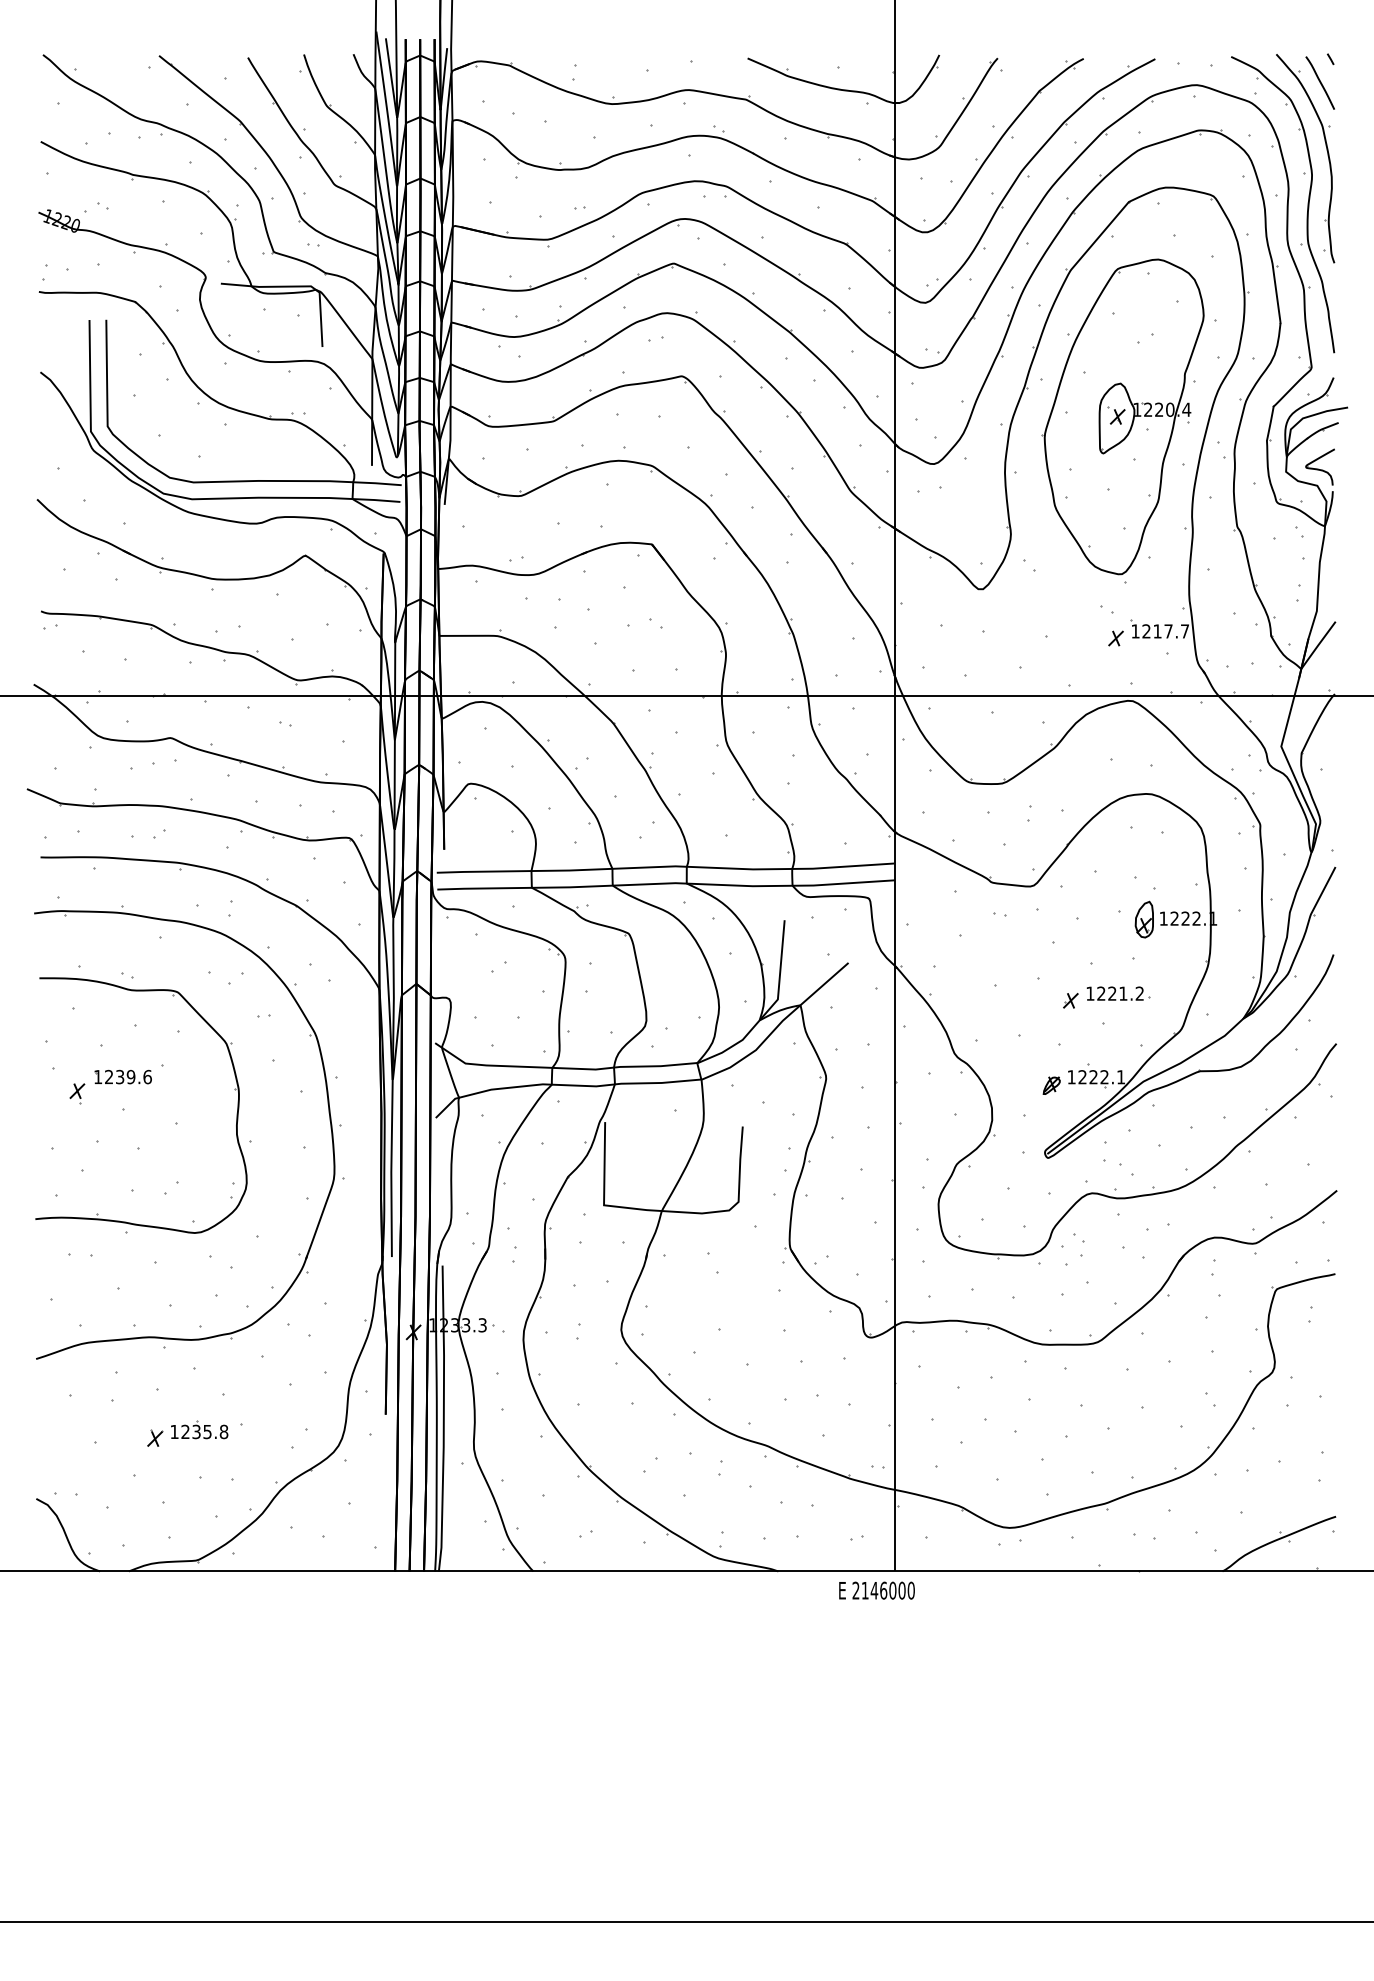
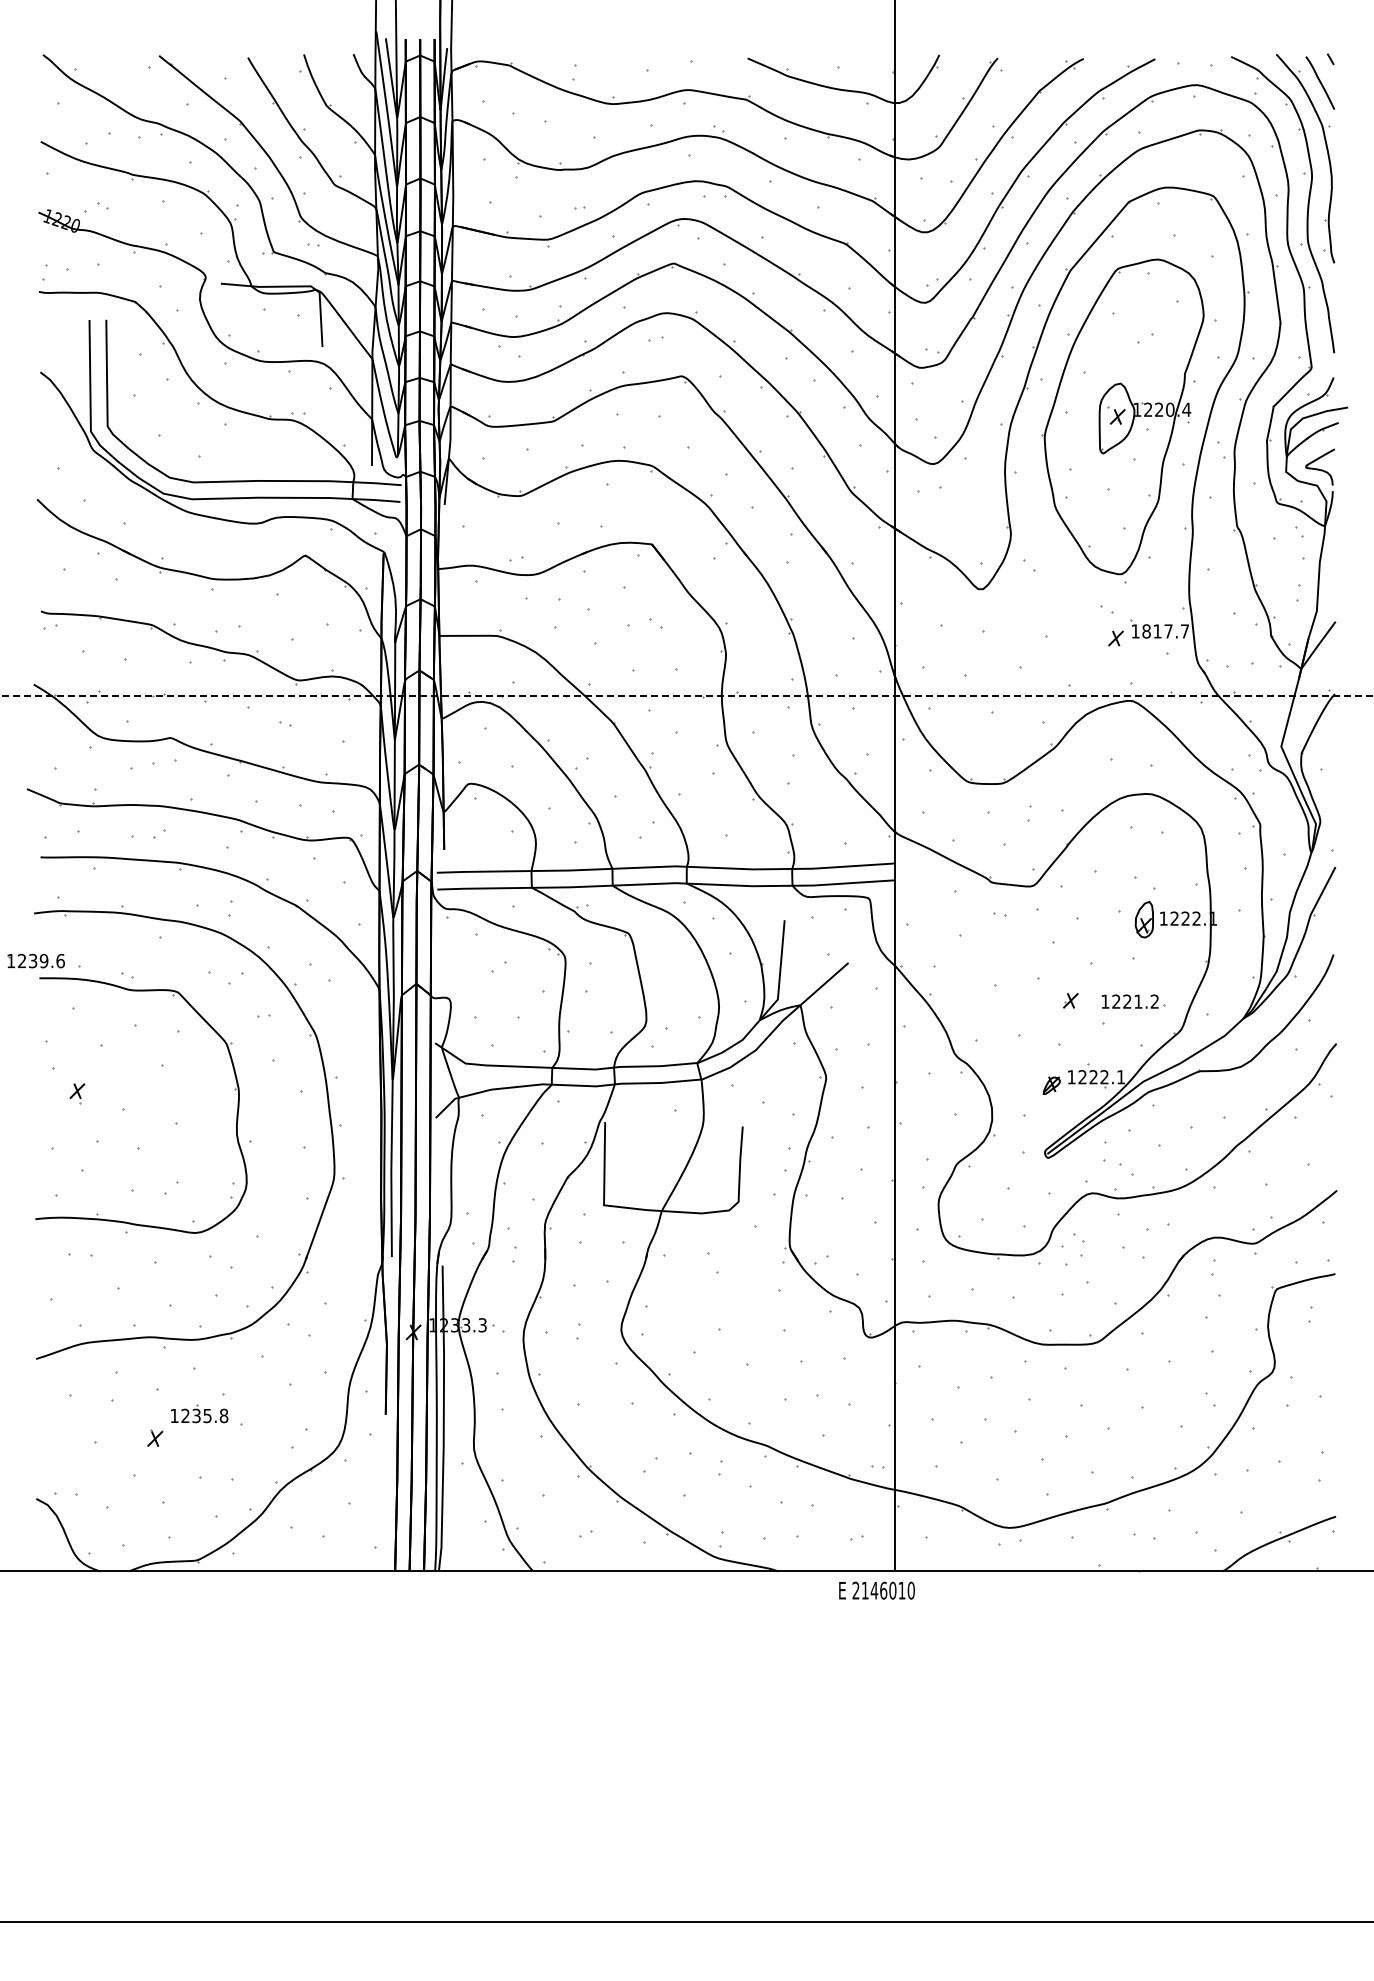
text: 1217.7 -> 1817.7 (1146, 631)
line: solid -> dashed (687, 696)
part position: (1118, 993) -> (1133, 1001) (1133, 1001)
part position: (122, 1076) -> (35, 960) (35, 960)
part position: (199, 1429) -> (199, 1413) (199, 1413)
text: 2146000 -> 2146010 (901, 1590)
